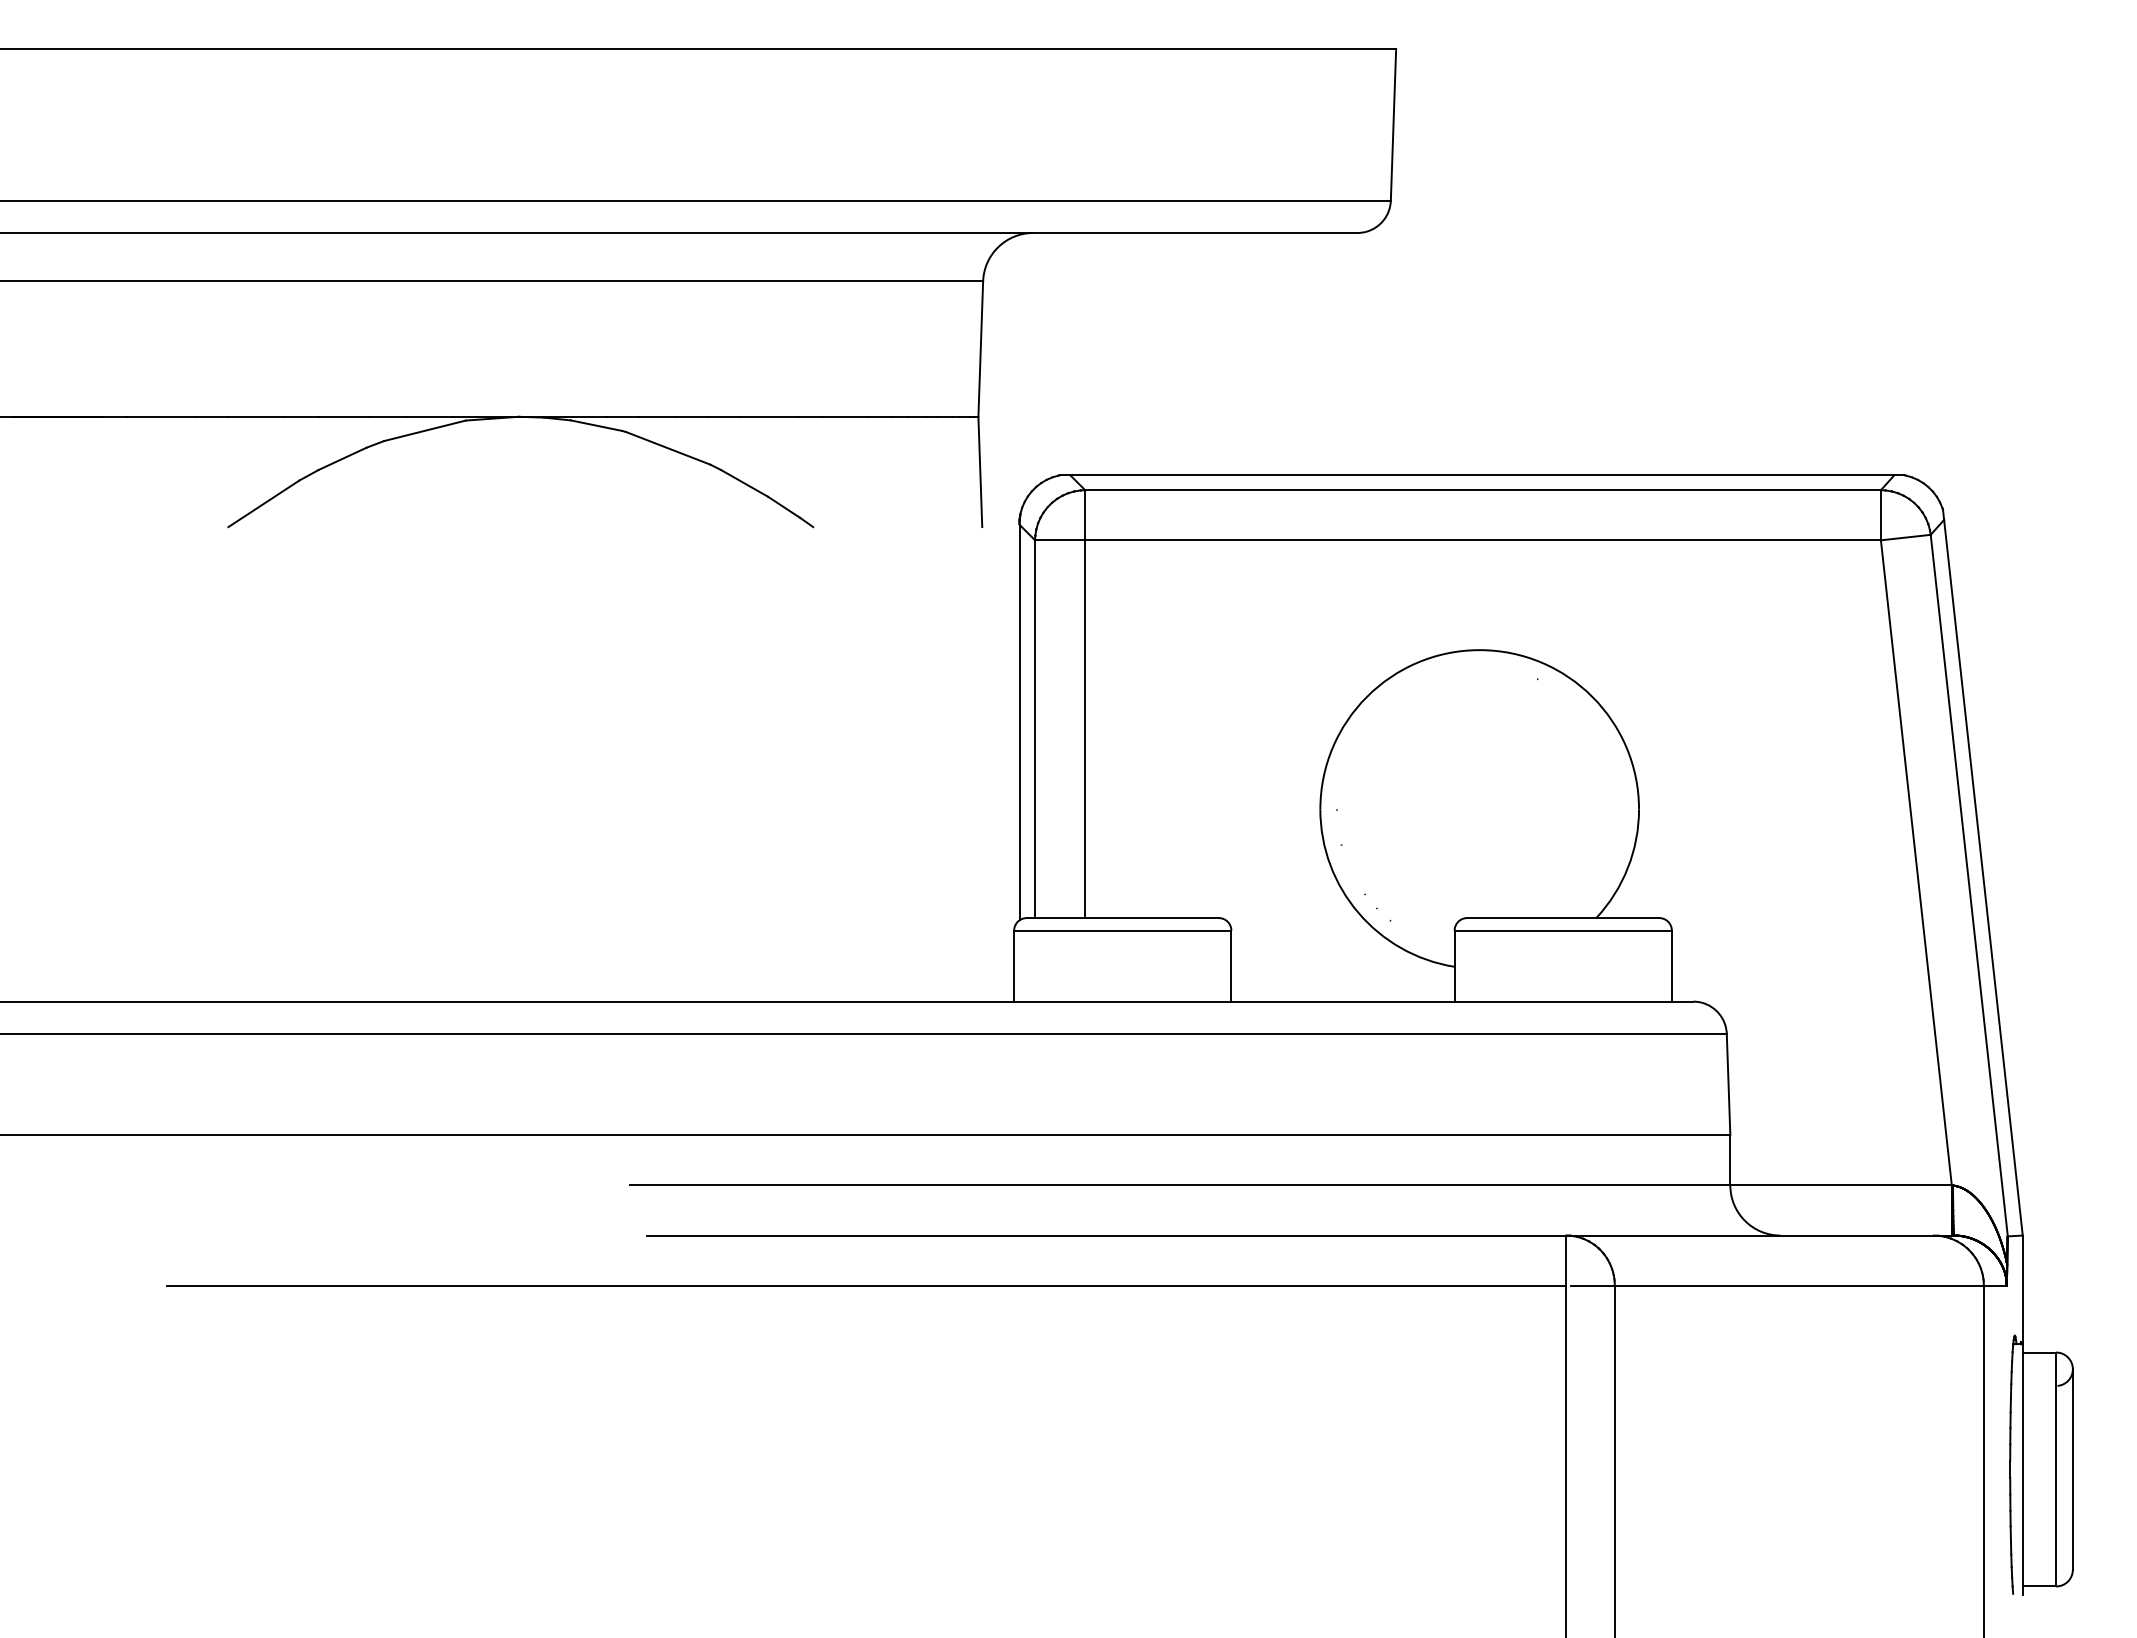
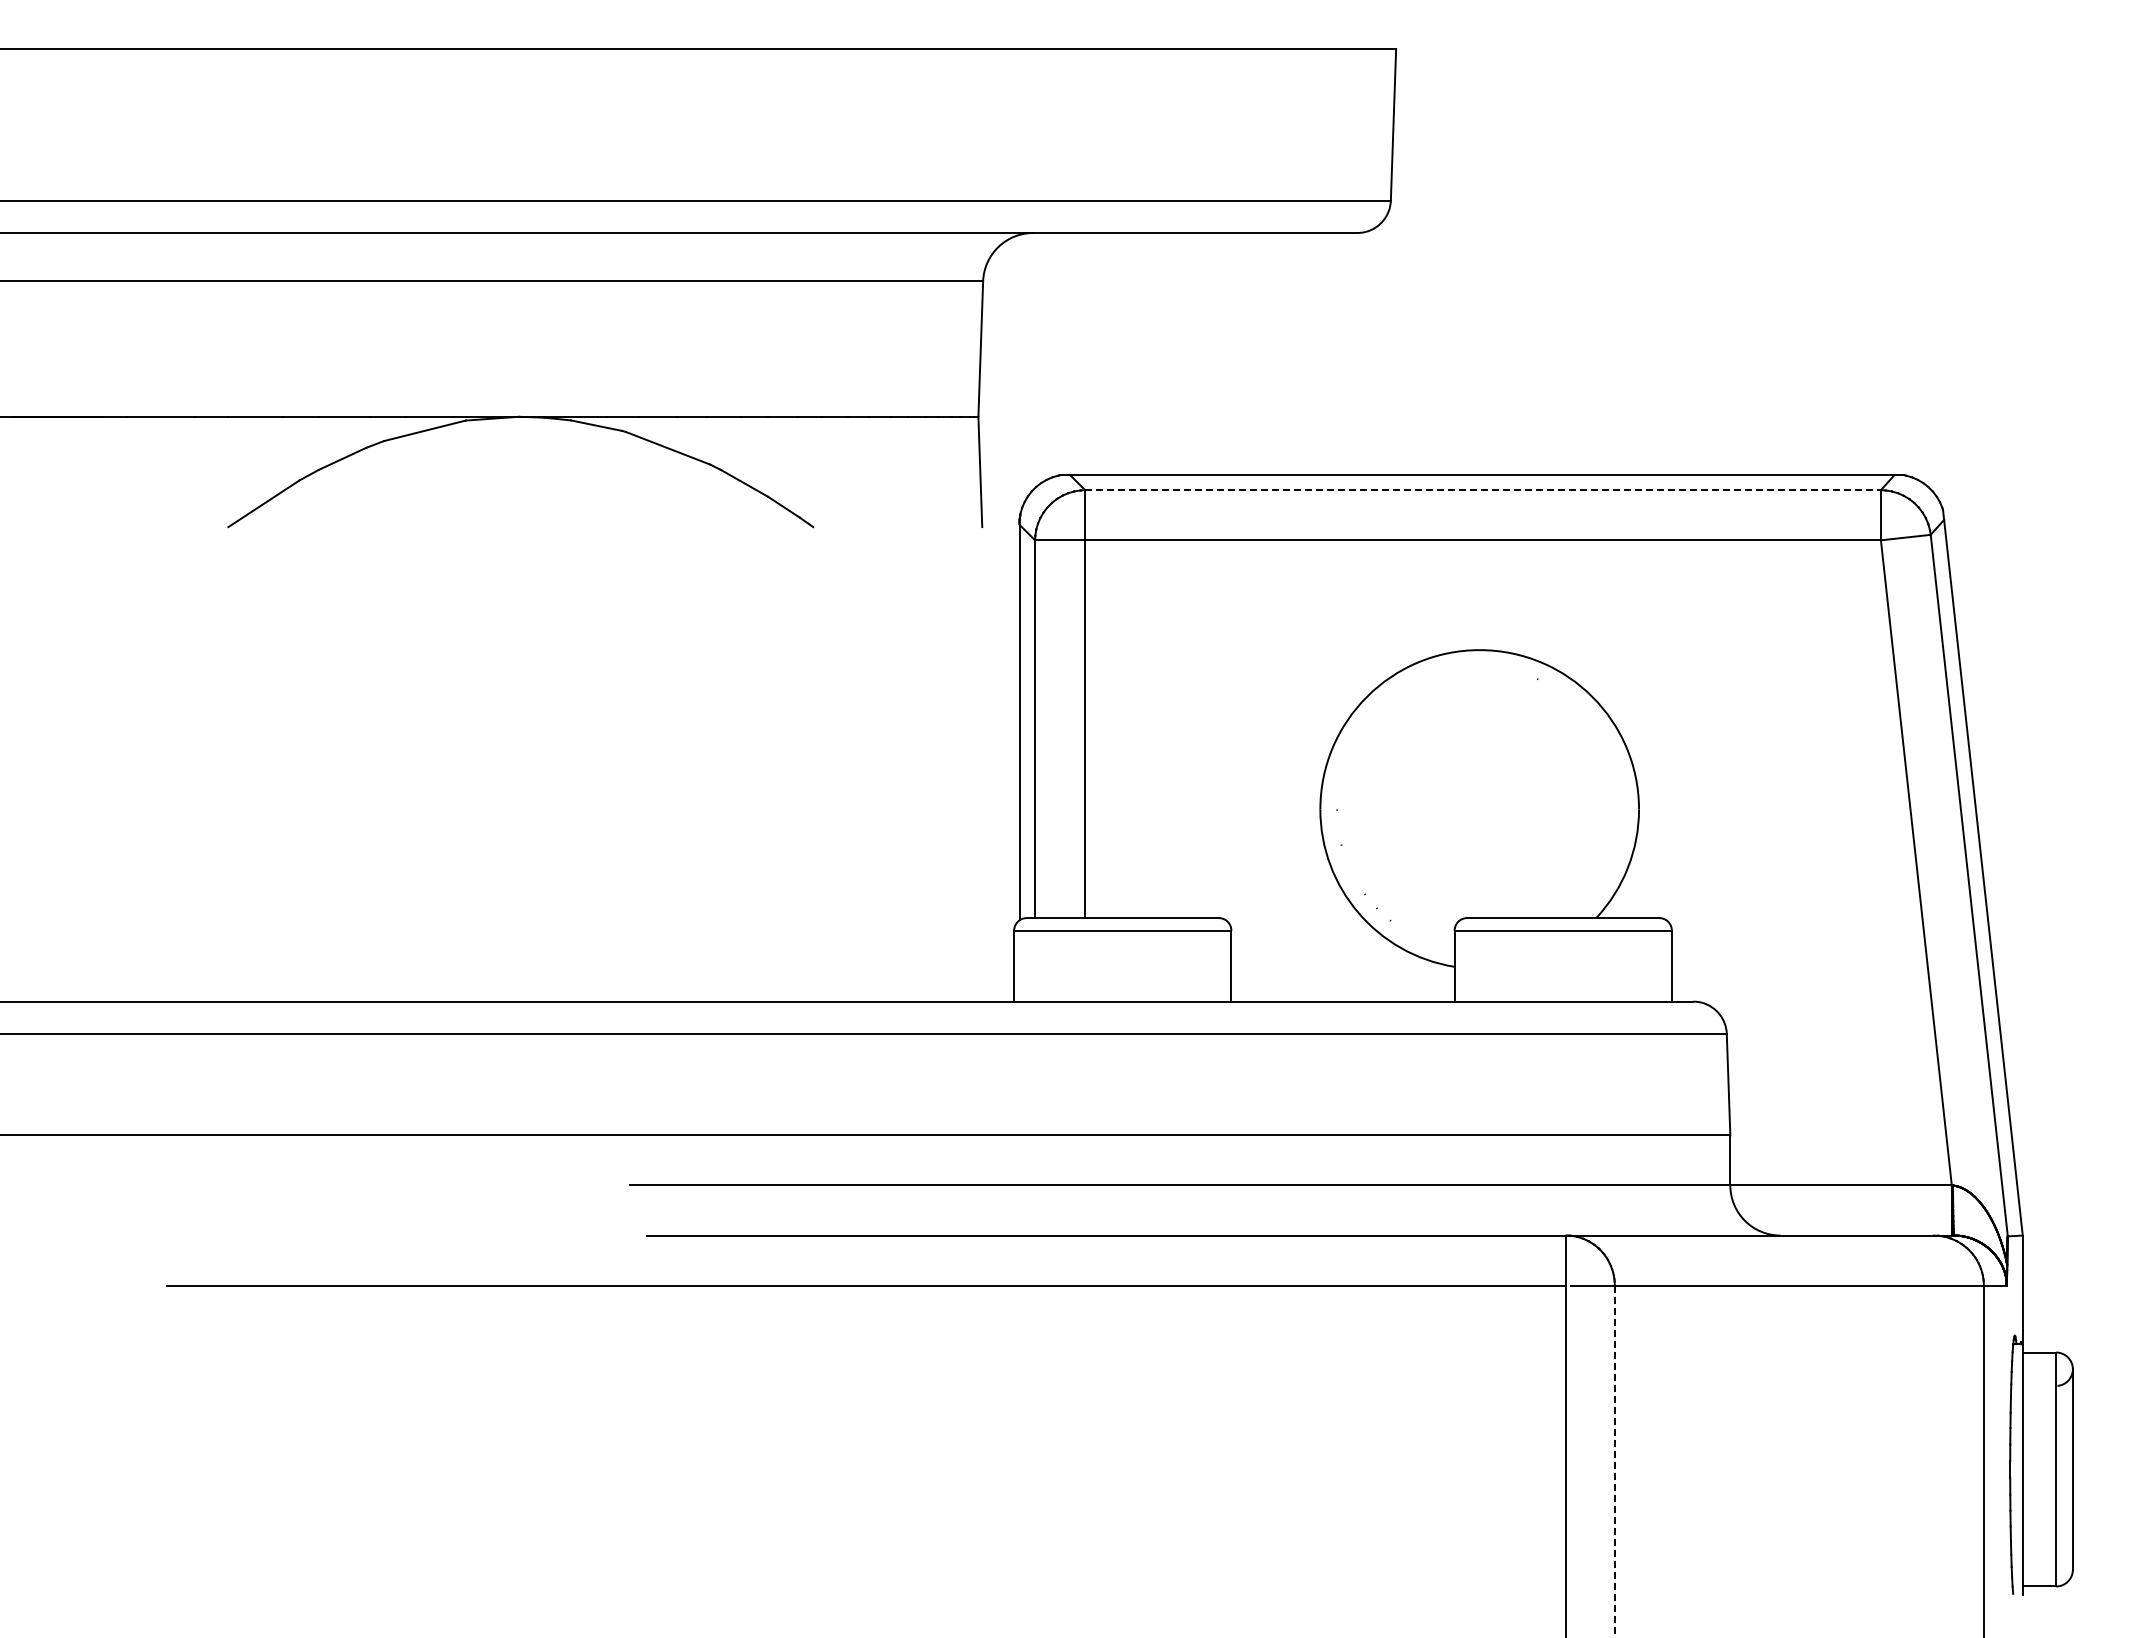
line: solid -> dashed (1483, 490)
line: solid -> dashed (1614, 1461)
